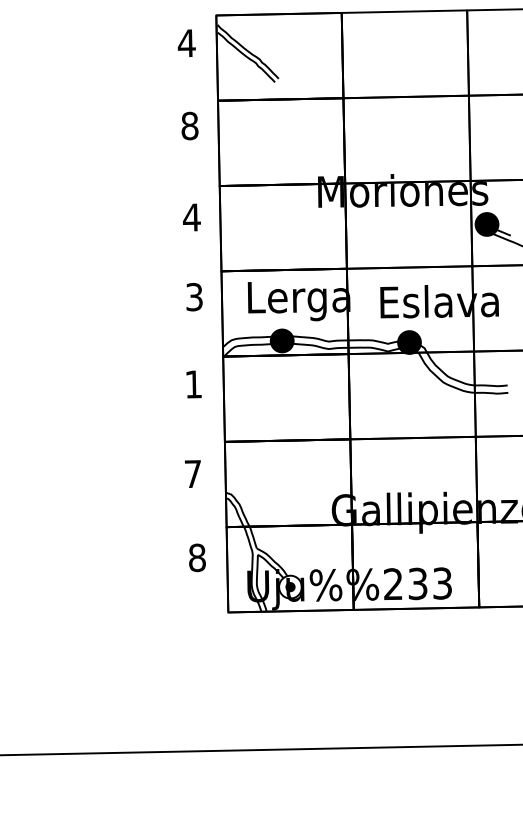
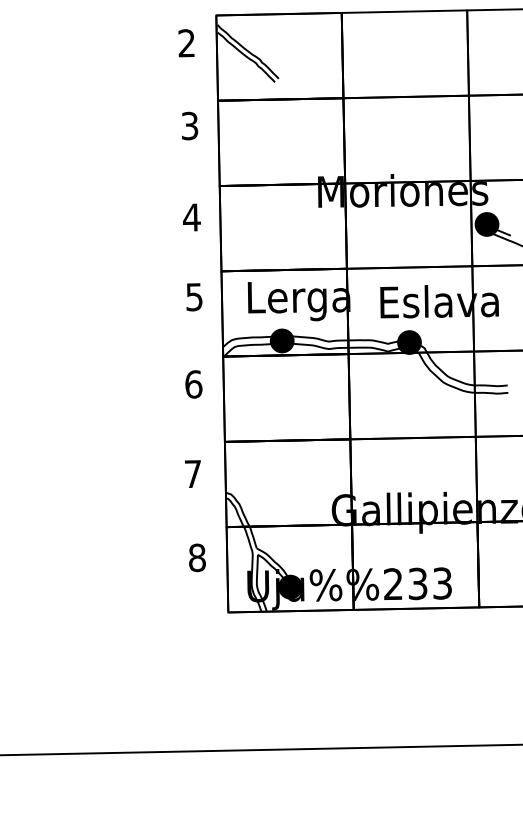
text: 4 -> 2 (186, 43)
text: 8 -> 3 (189, 126)
text: 3 -> 5 (194, 296)
text: 1 -> 6 (193, 384)
fill: none -> present (290, 586)
